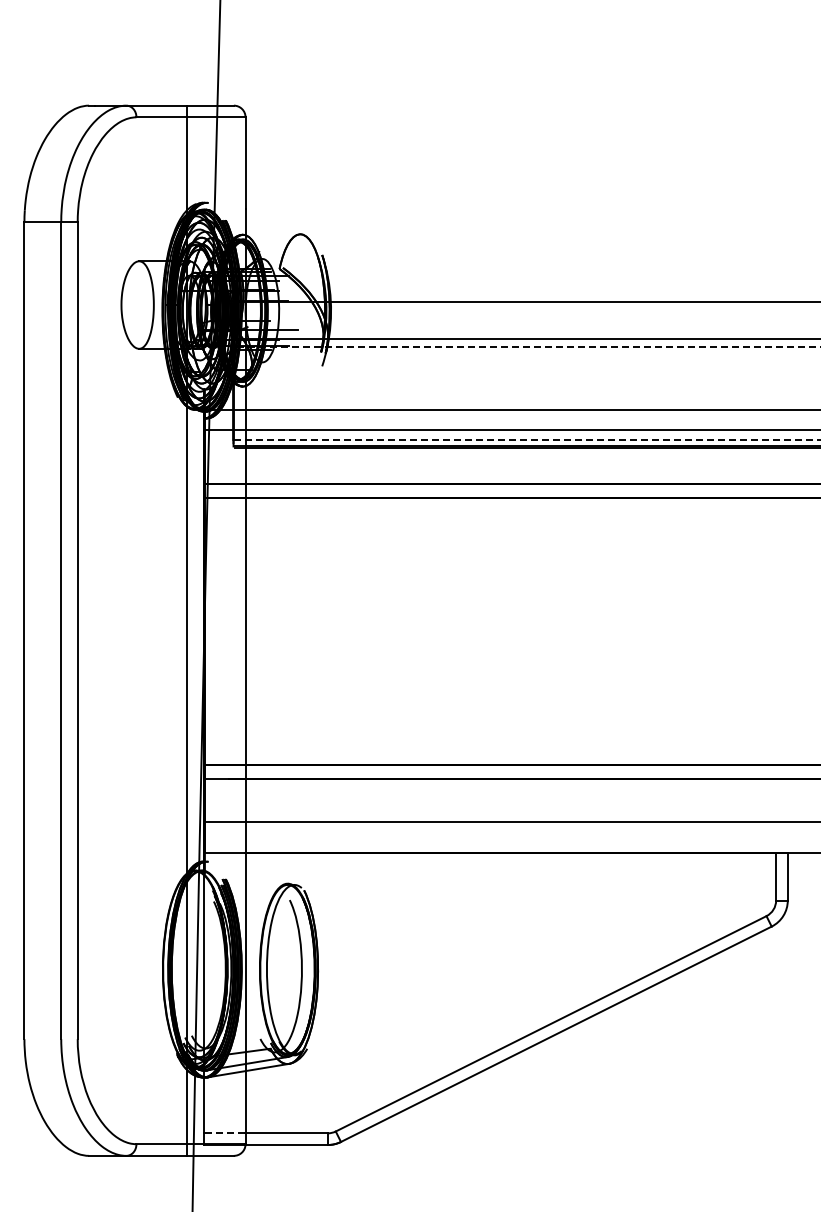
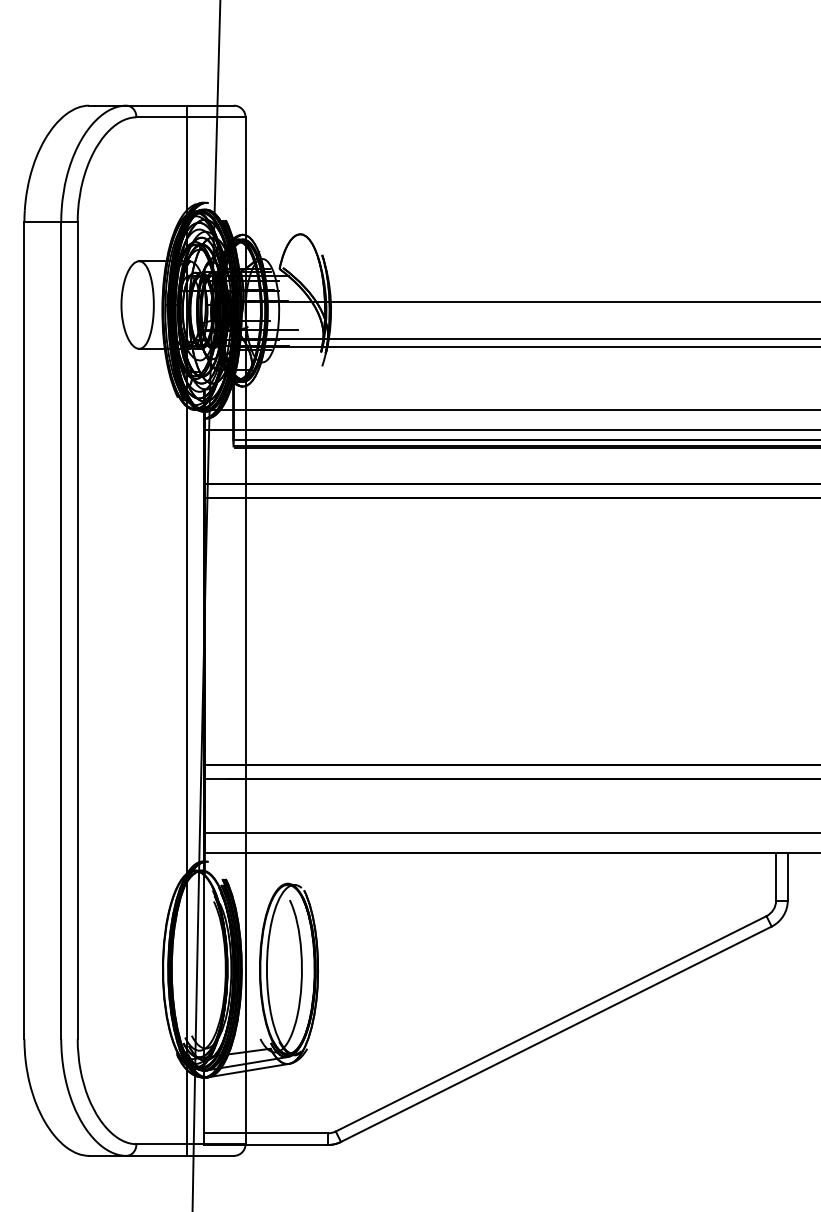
line: dashed -> solid (527, 347)
line: dashed -> solid (527, 439)
line position: (510, 821) -> (510, 832) (510, 832)
line: dashed -> solid (224, 1133)
